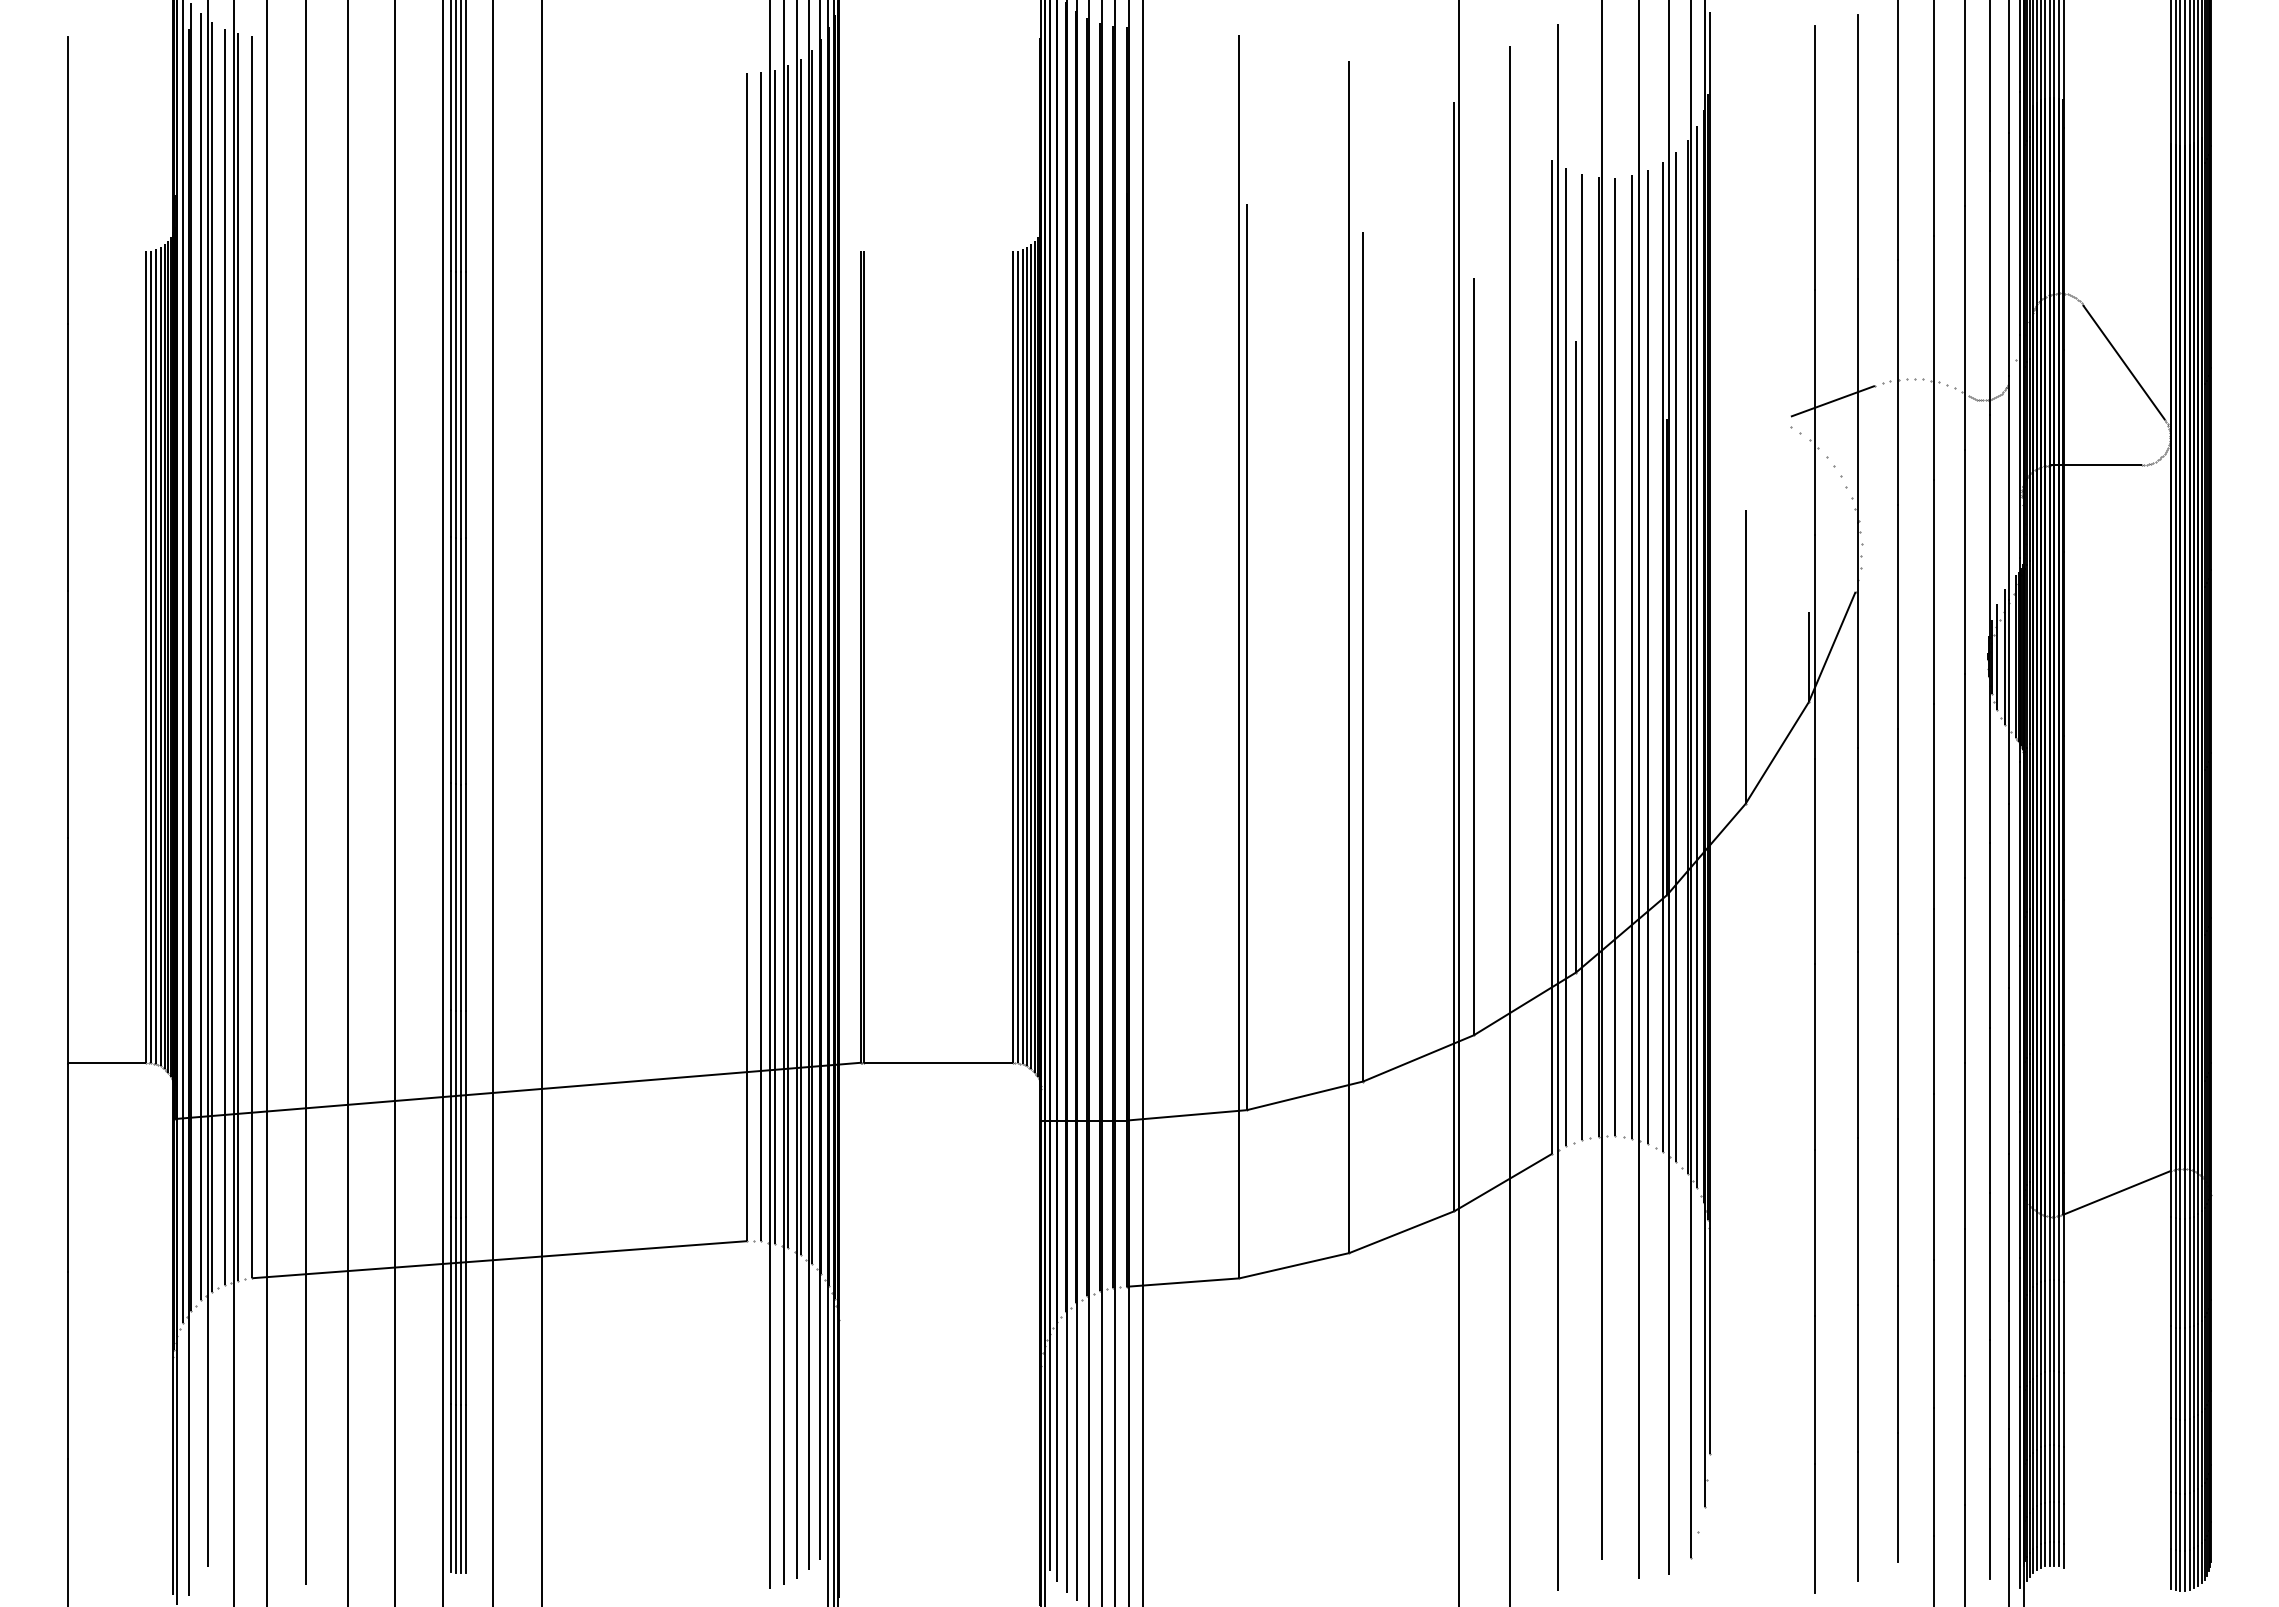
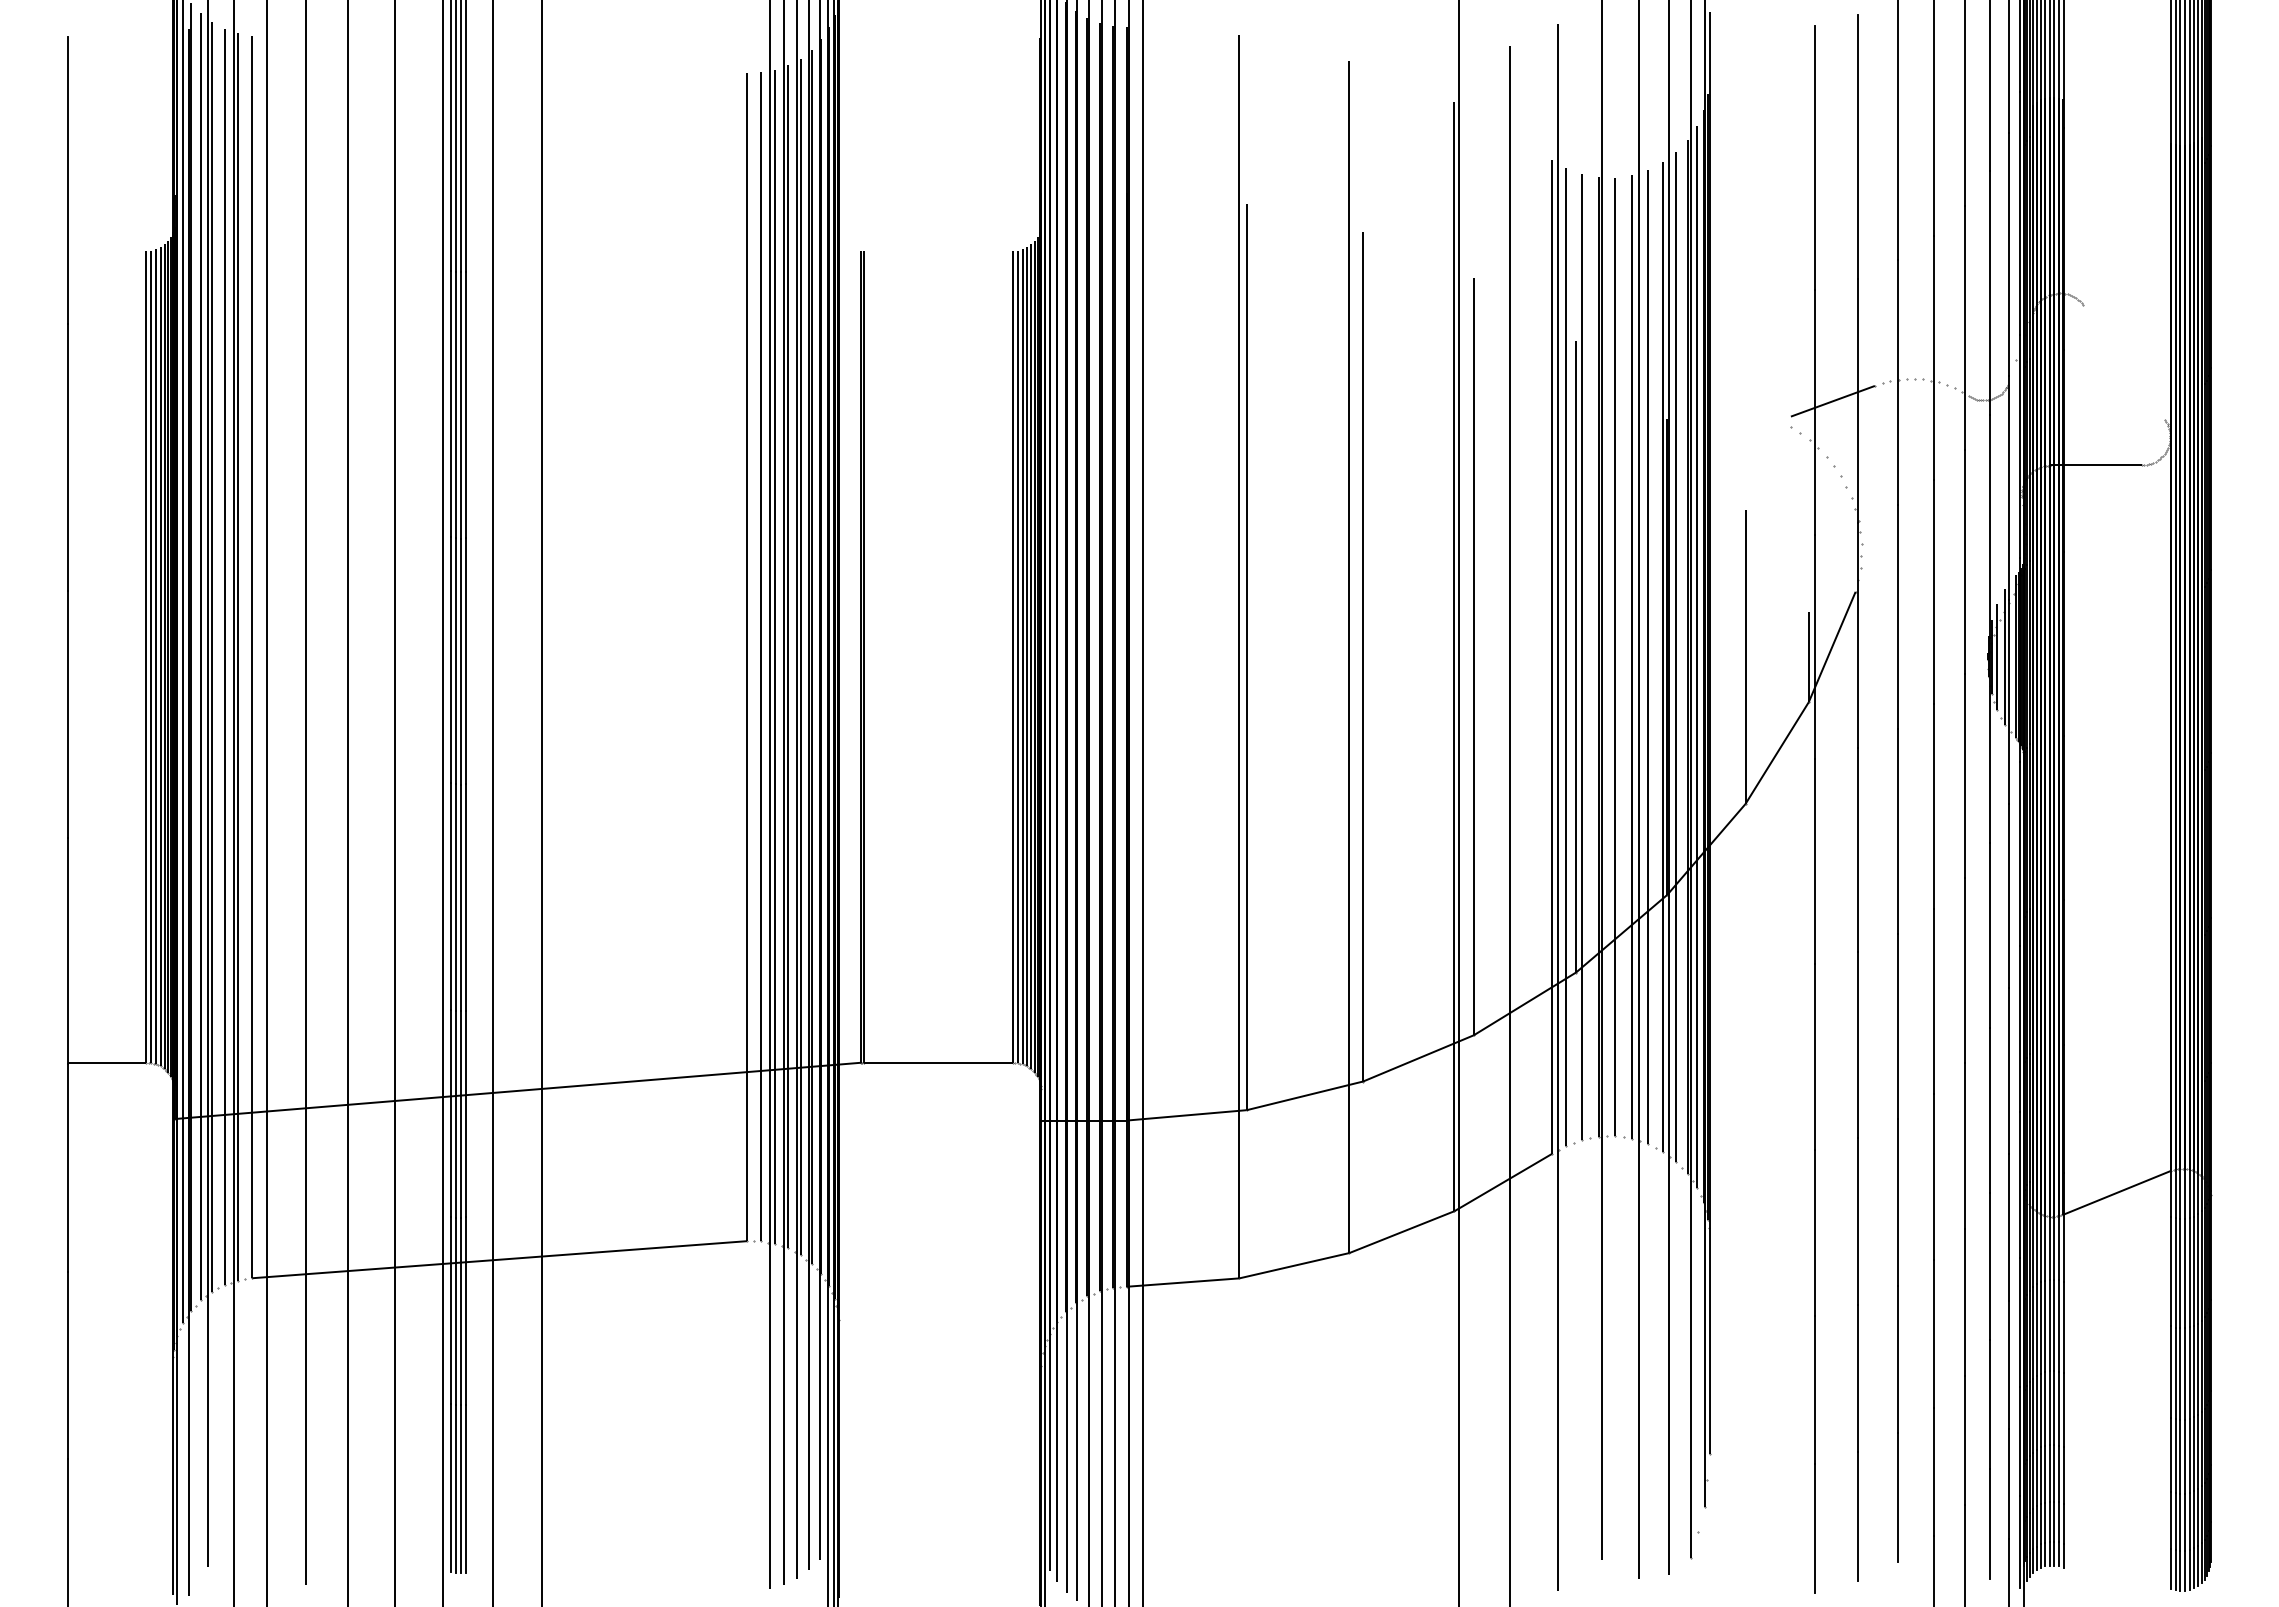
line: present -> none (2124, 362)
